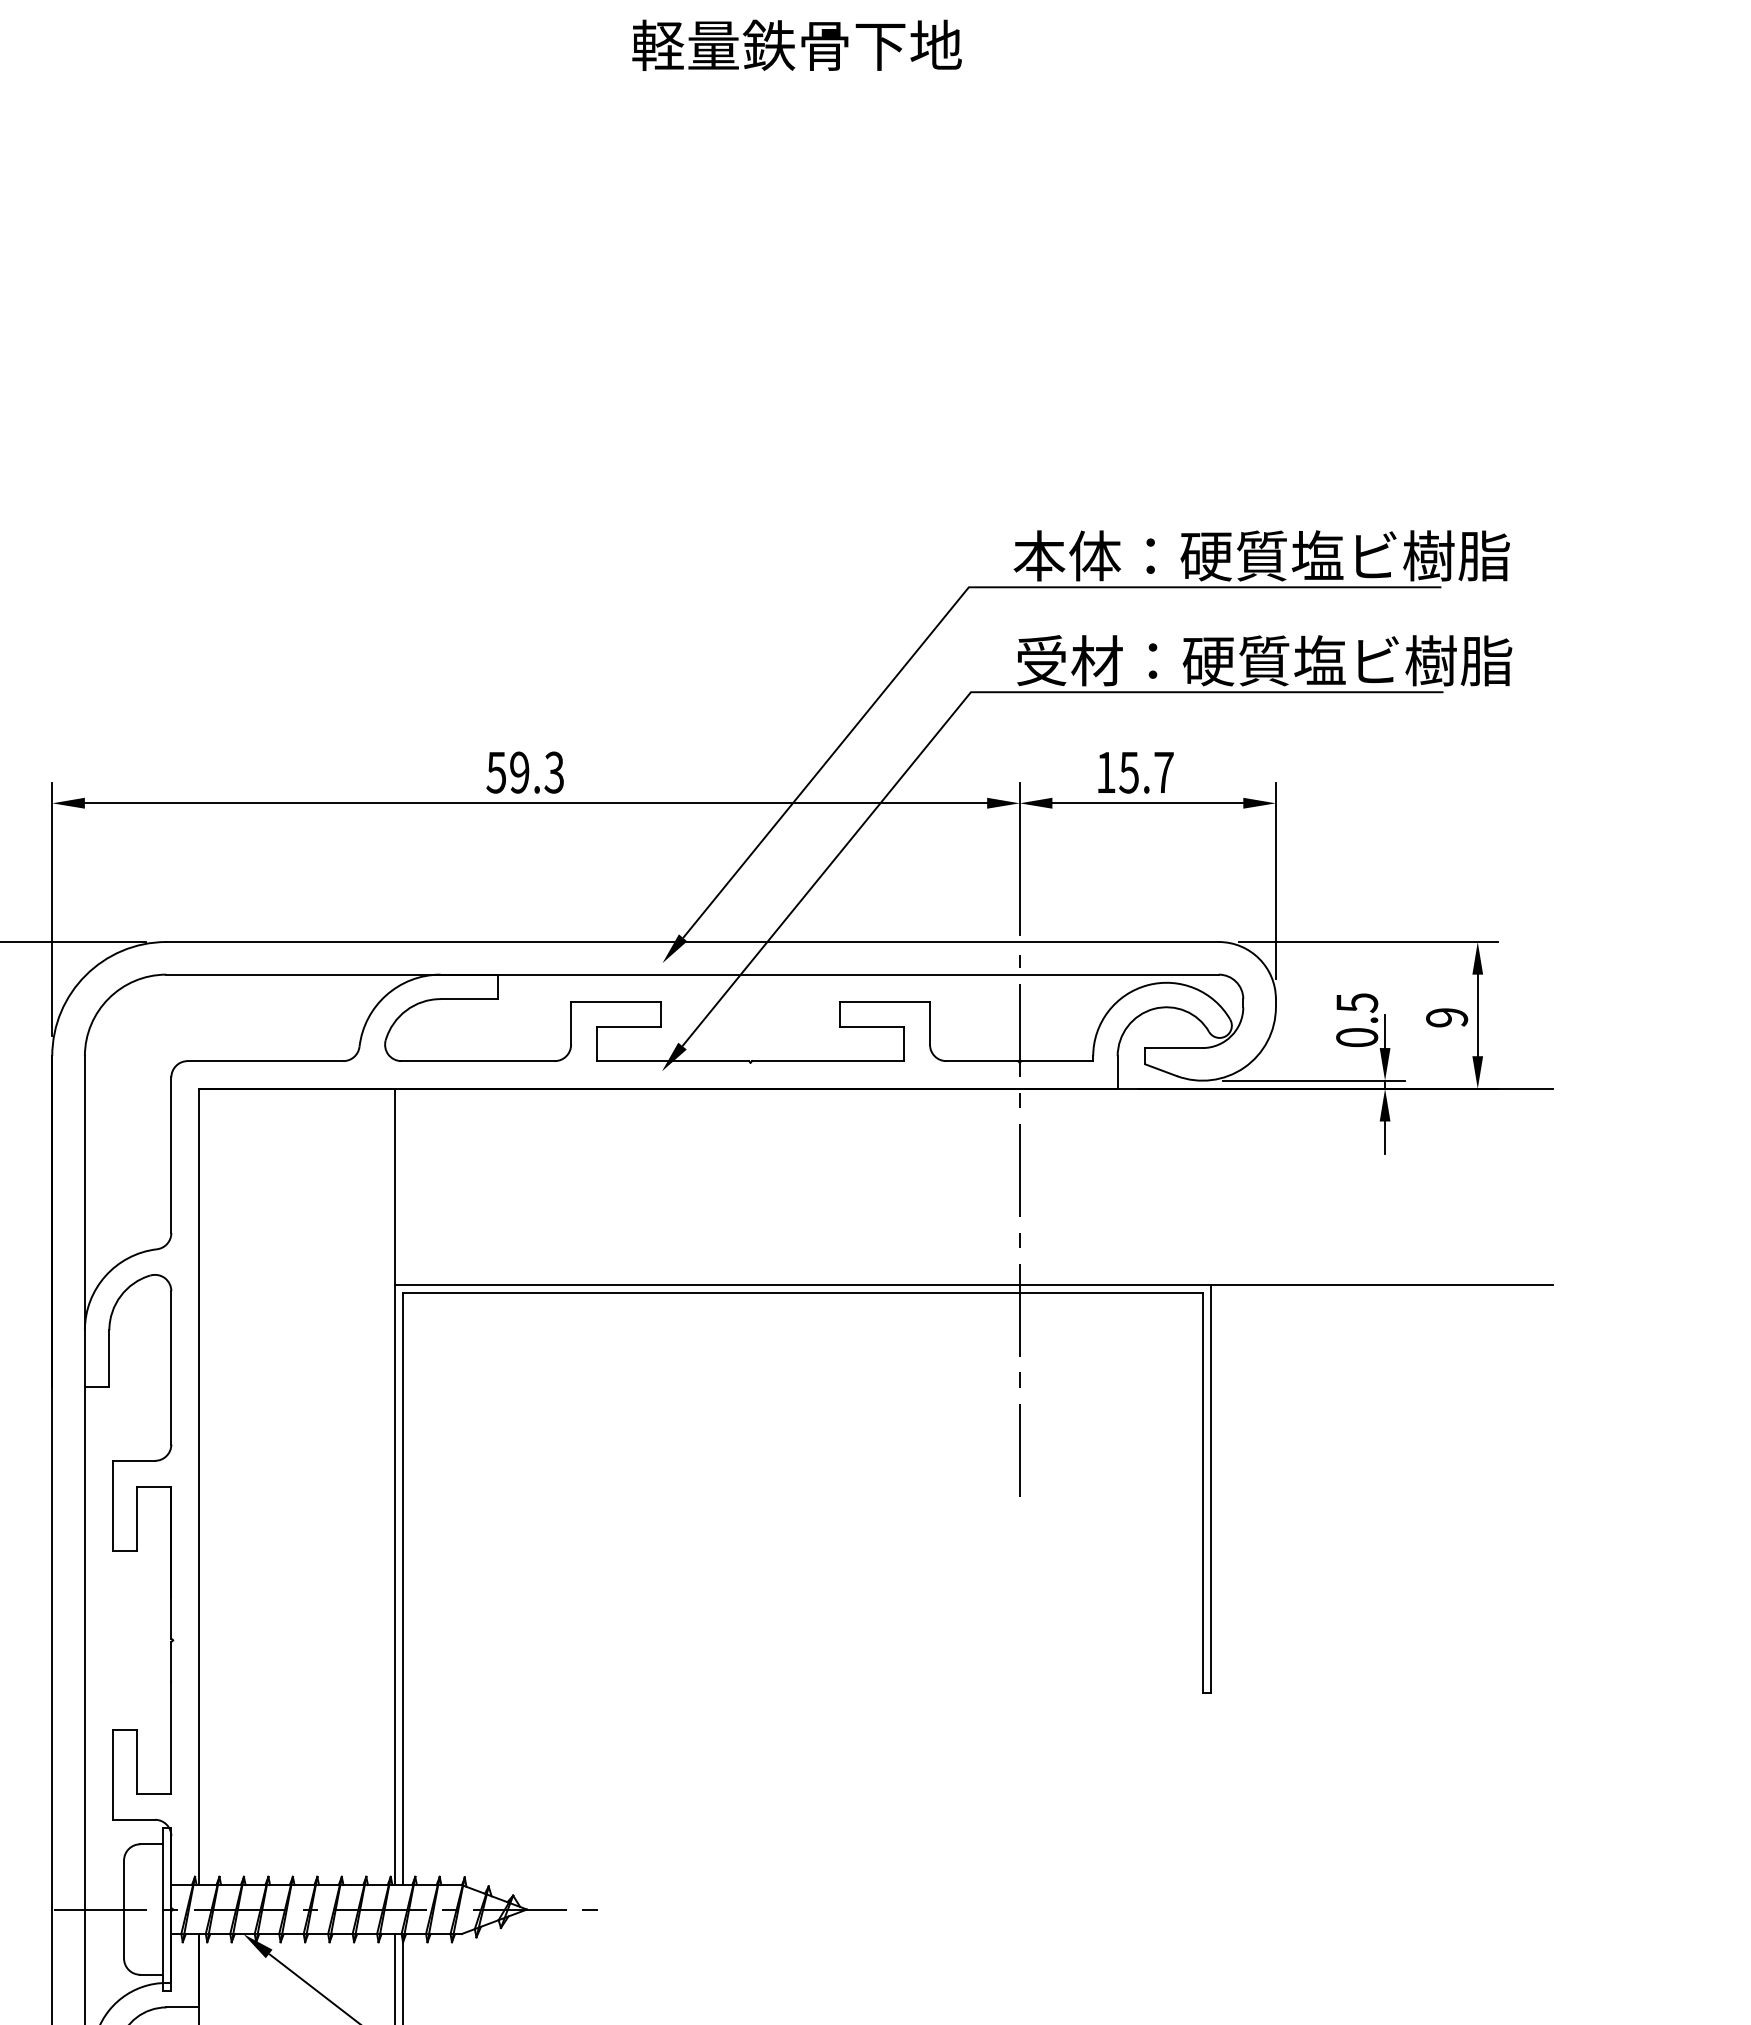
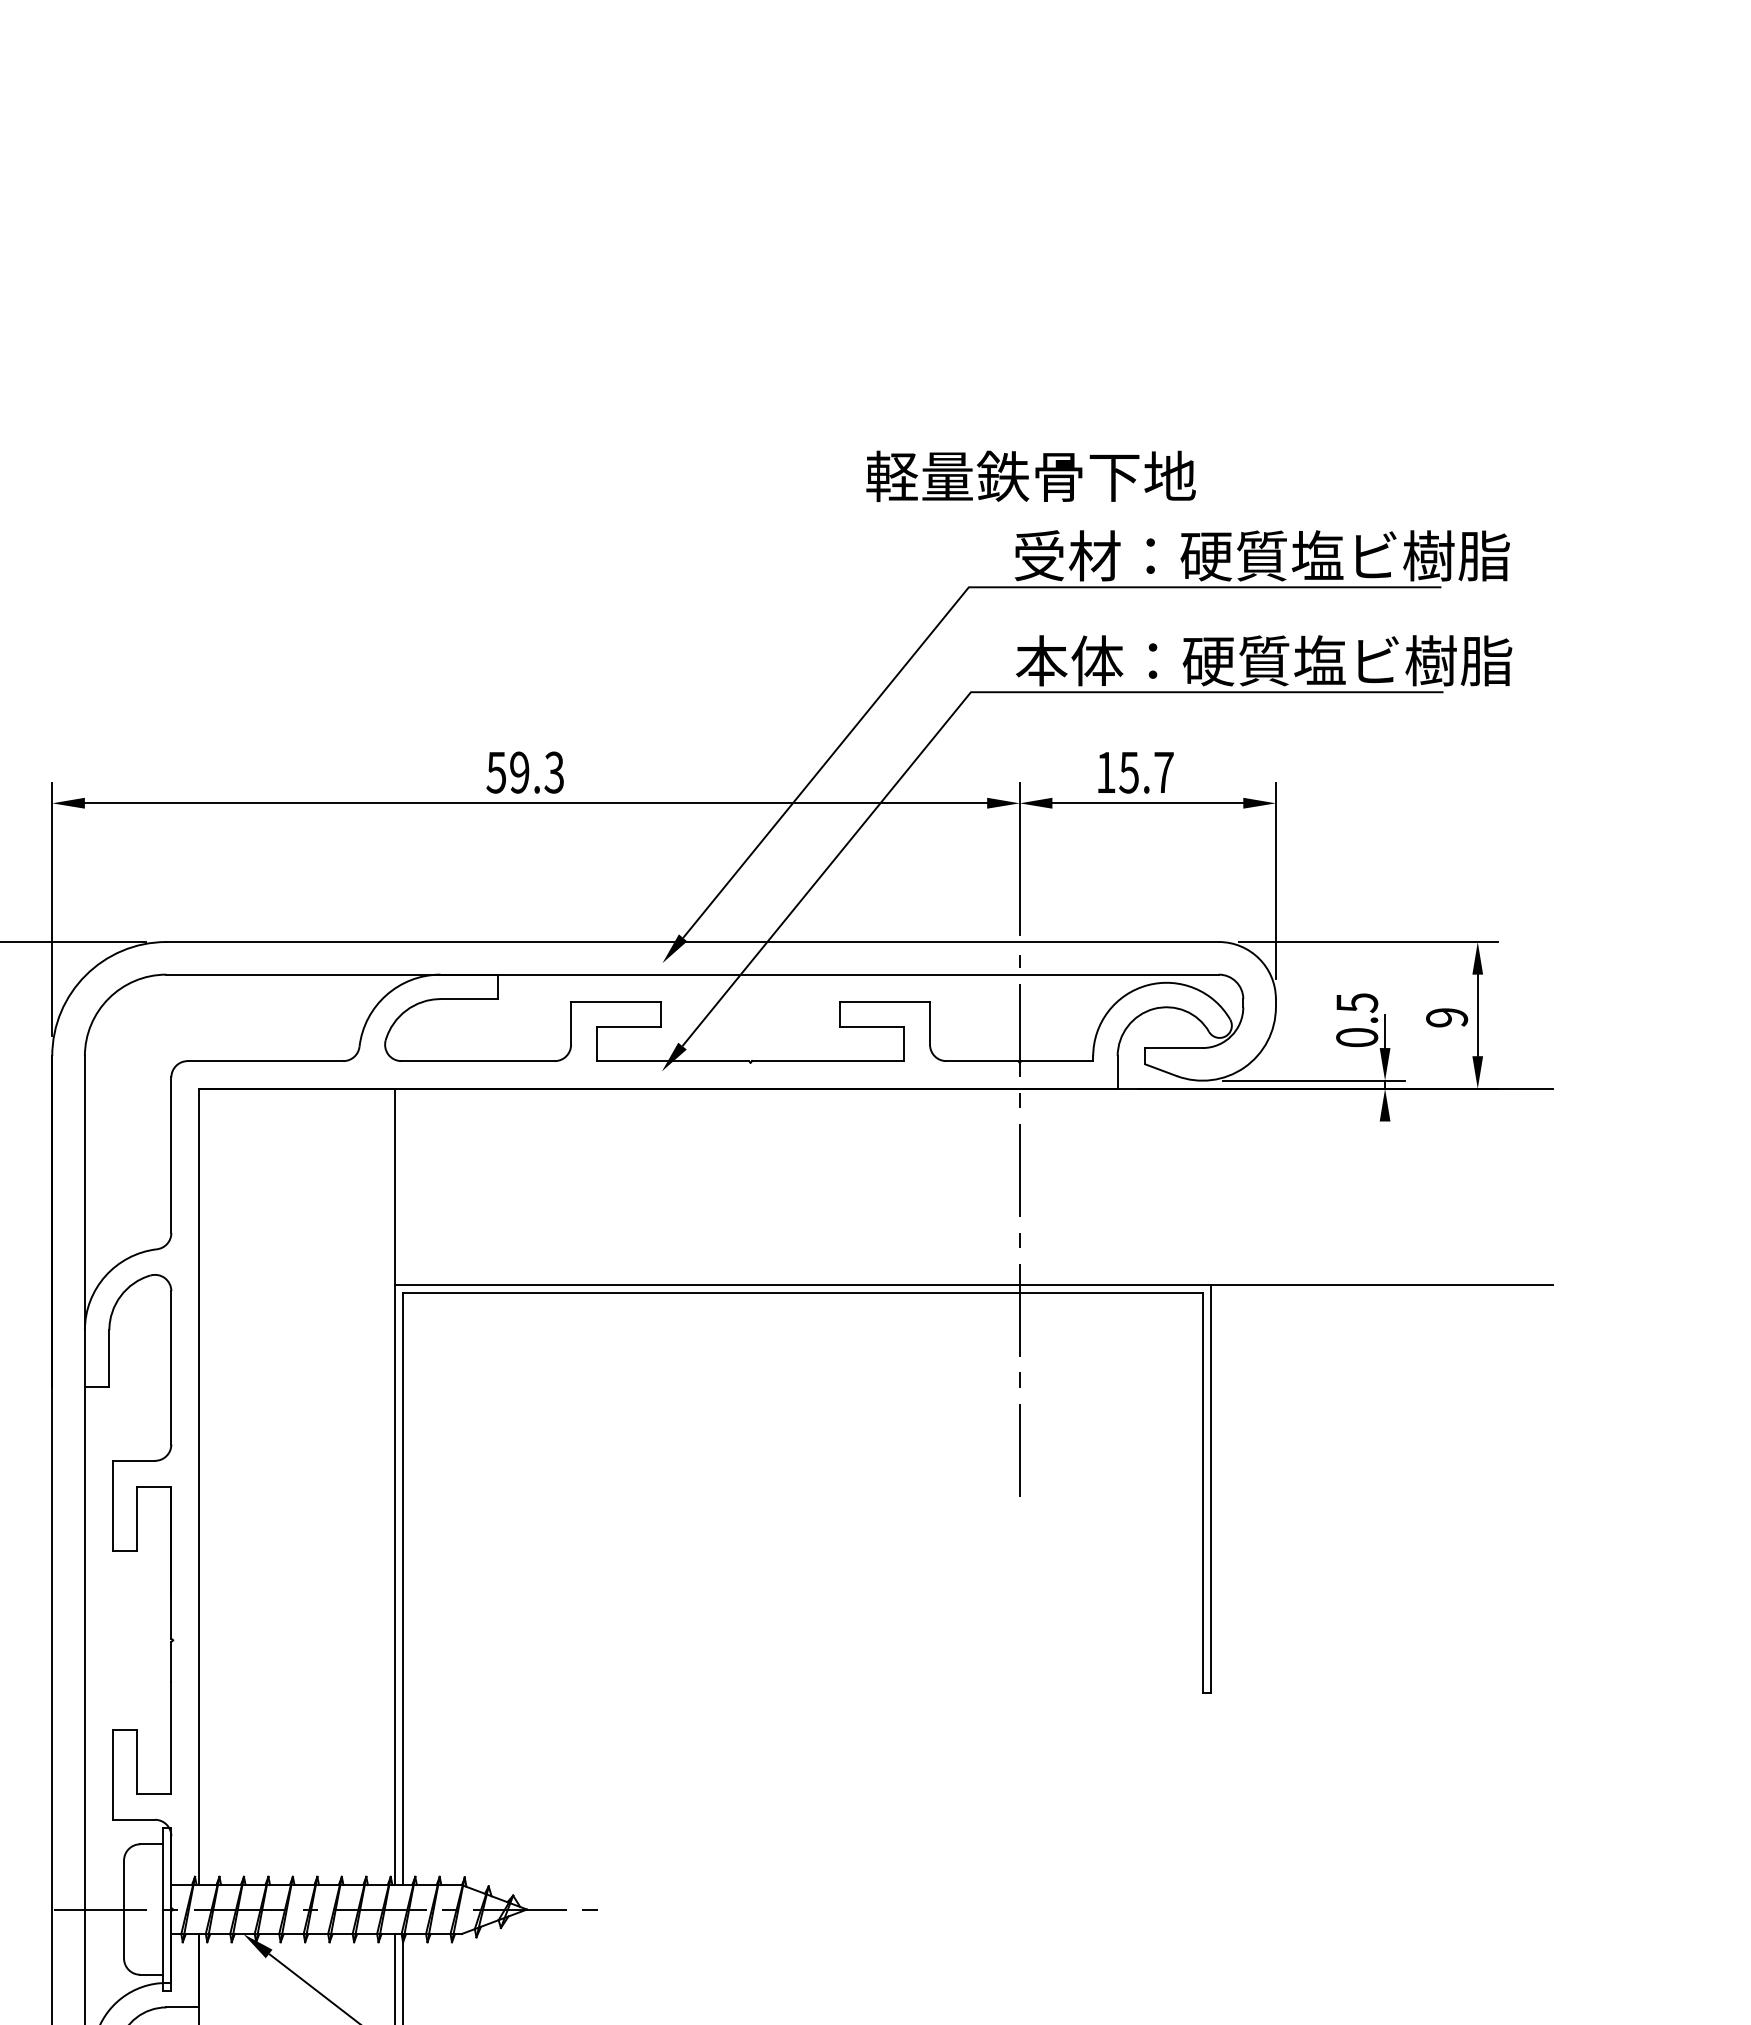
text position: (796, 44) -> (1030, 475) (1030, 475)
text: 本体：硬質塩ビ樹脂 -> 受材：硬質塩ビ樹脂 (1067, 555)
text: 受材：硬質塩ビ樹脂 -> 本体：硬質塩ビ樹脂 (1069, 660)
line: present -> none (1385, 1137)
